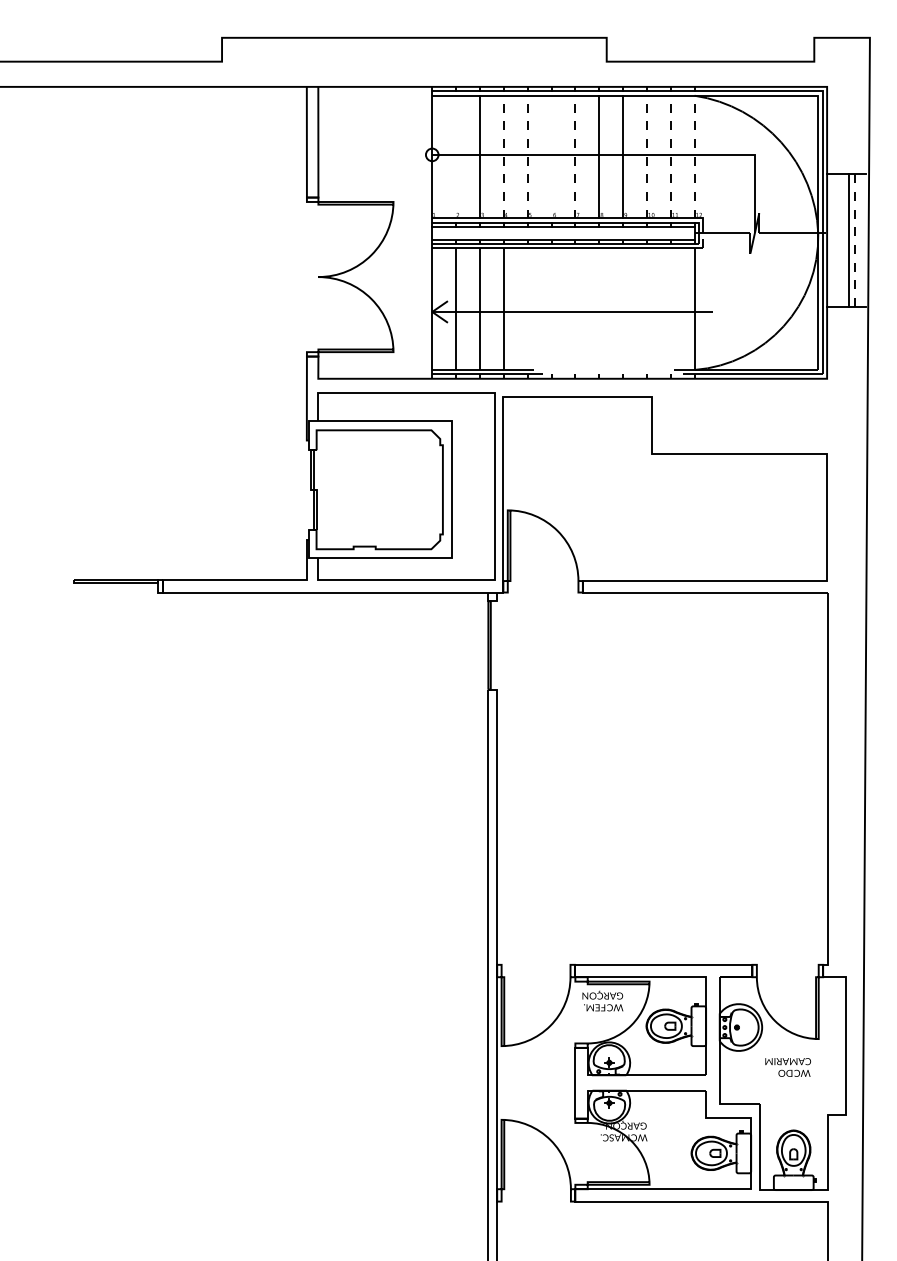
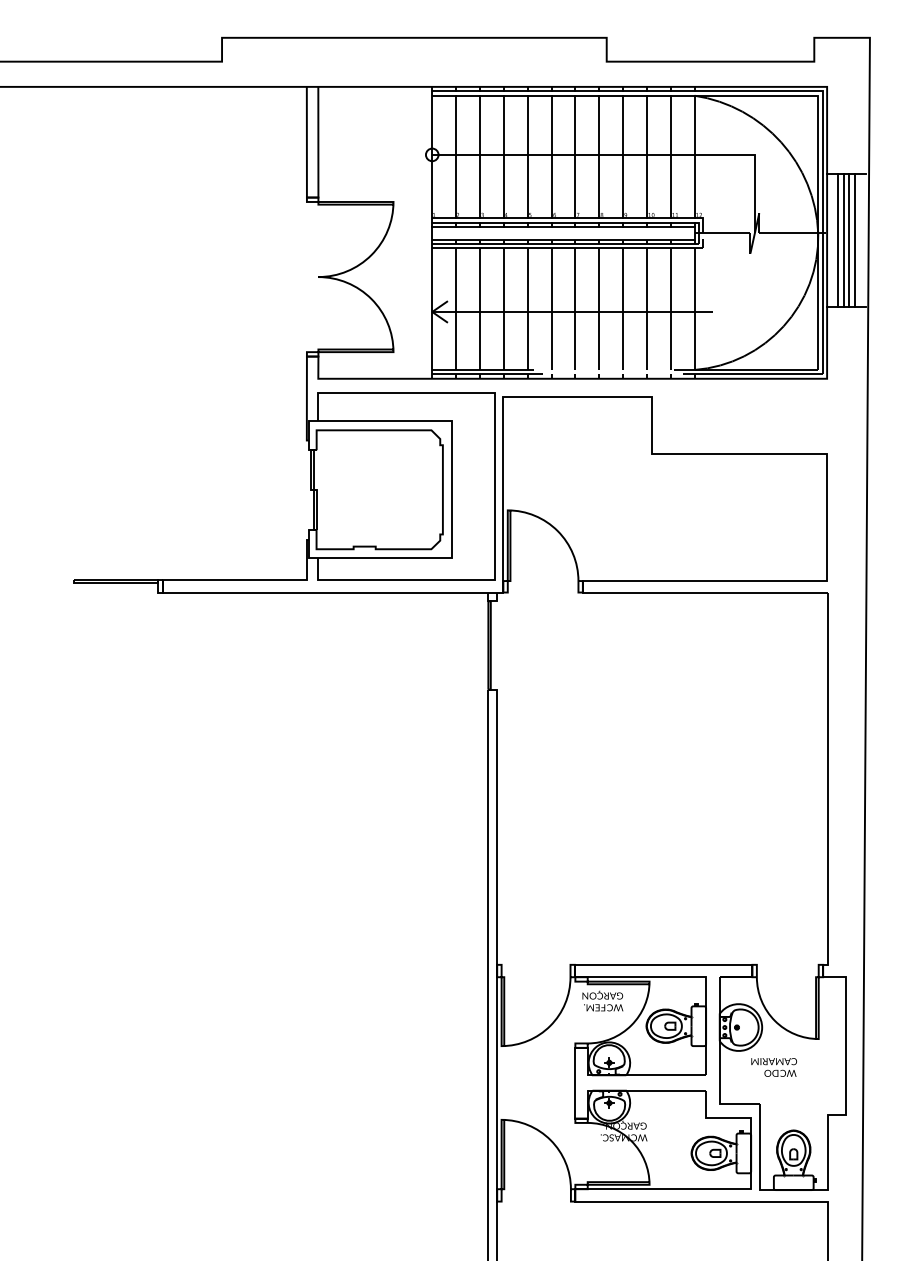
line: none -> present (456, 156)
line: dashed -> solid (503, 156)
line: dashed -> solid (527, 156)
line: none -> present (551, 156)
line: dashed -> solid (575, 156)
line: dashed -> solid (646, 156)
line: dashed -> solid (670, 156)
line: dashed -> solid (694, 156)
line: none -> present (837, 240)
line: none -> present (844, 240)
line: dashed -> solid (855, 240)
line: none -> present (527, 308)
line: none -> present (551, 308)
line: none -> present (575, 308)
line: none -> present (599, 308)
line: none -> present (623, 308)
line: none -> present (646, 308)
line: none -> present (670, 308)
text position: (787, 1067) -> (773, 1067) (773, 1067)
